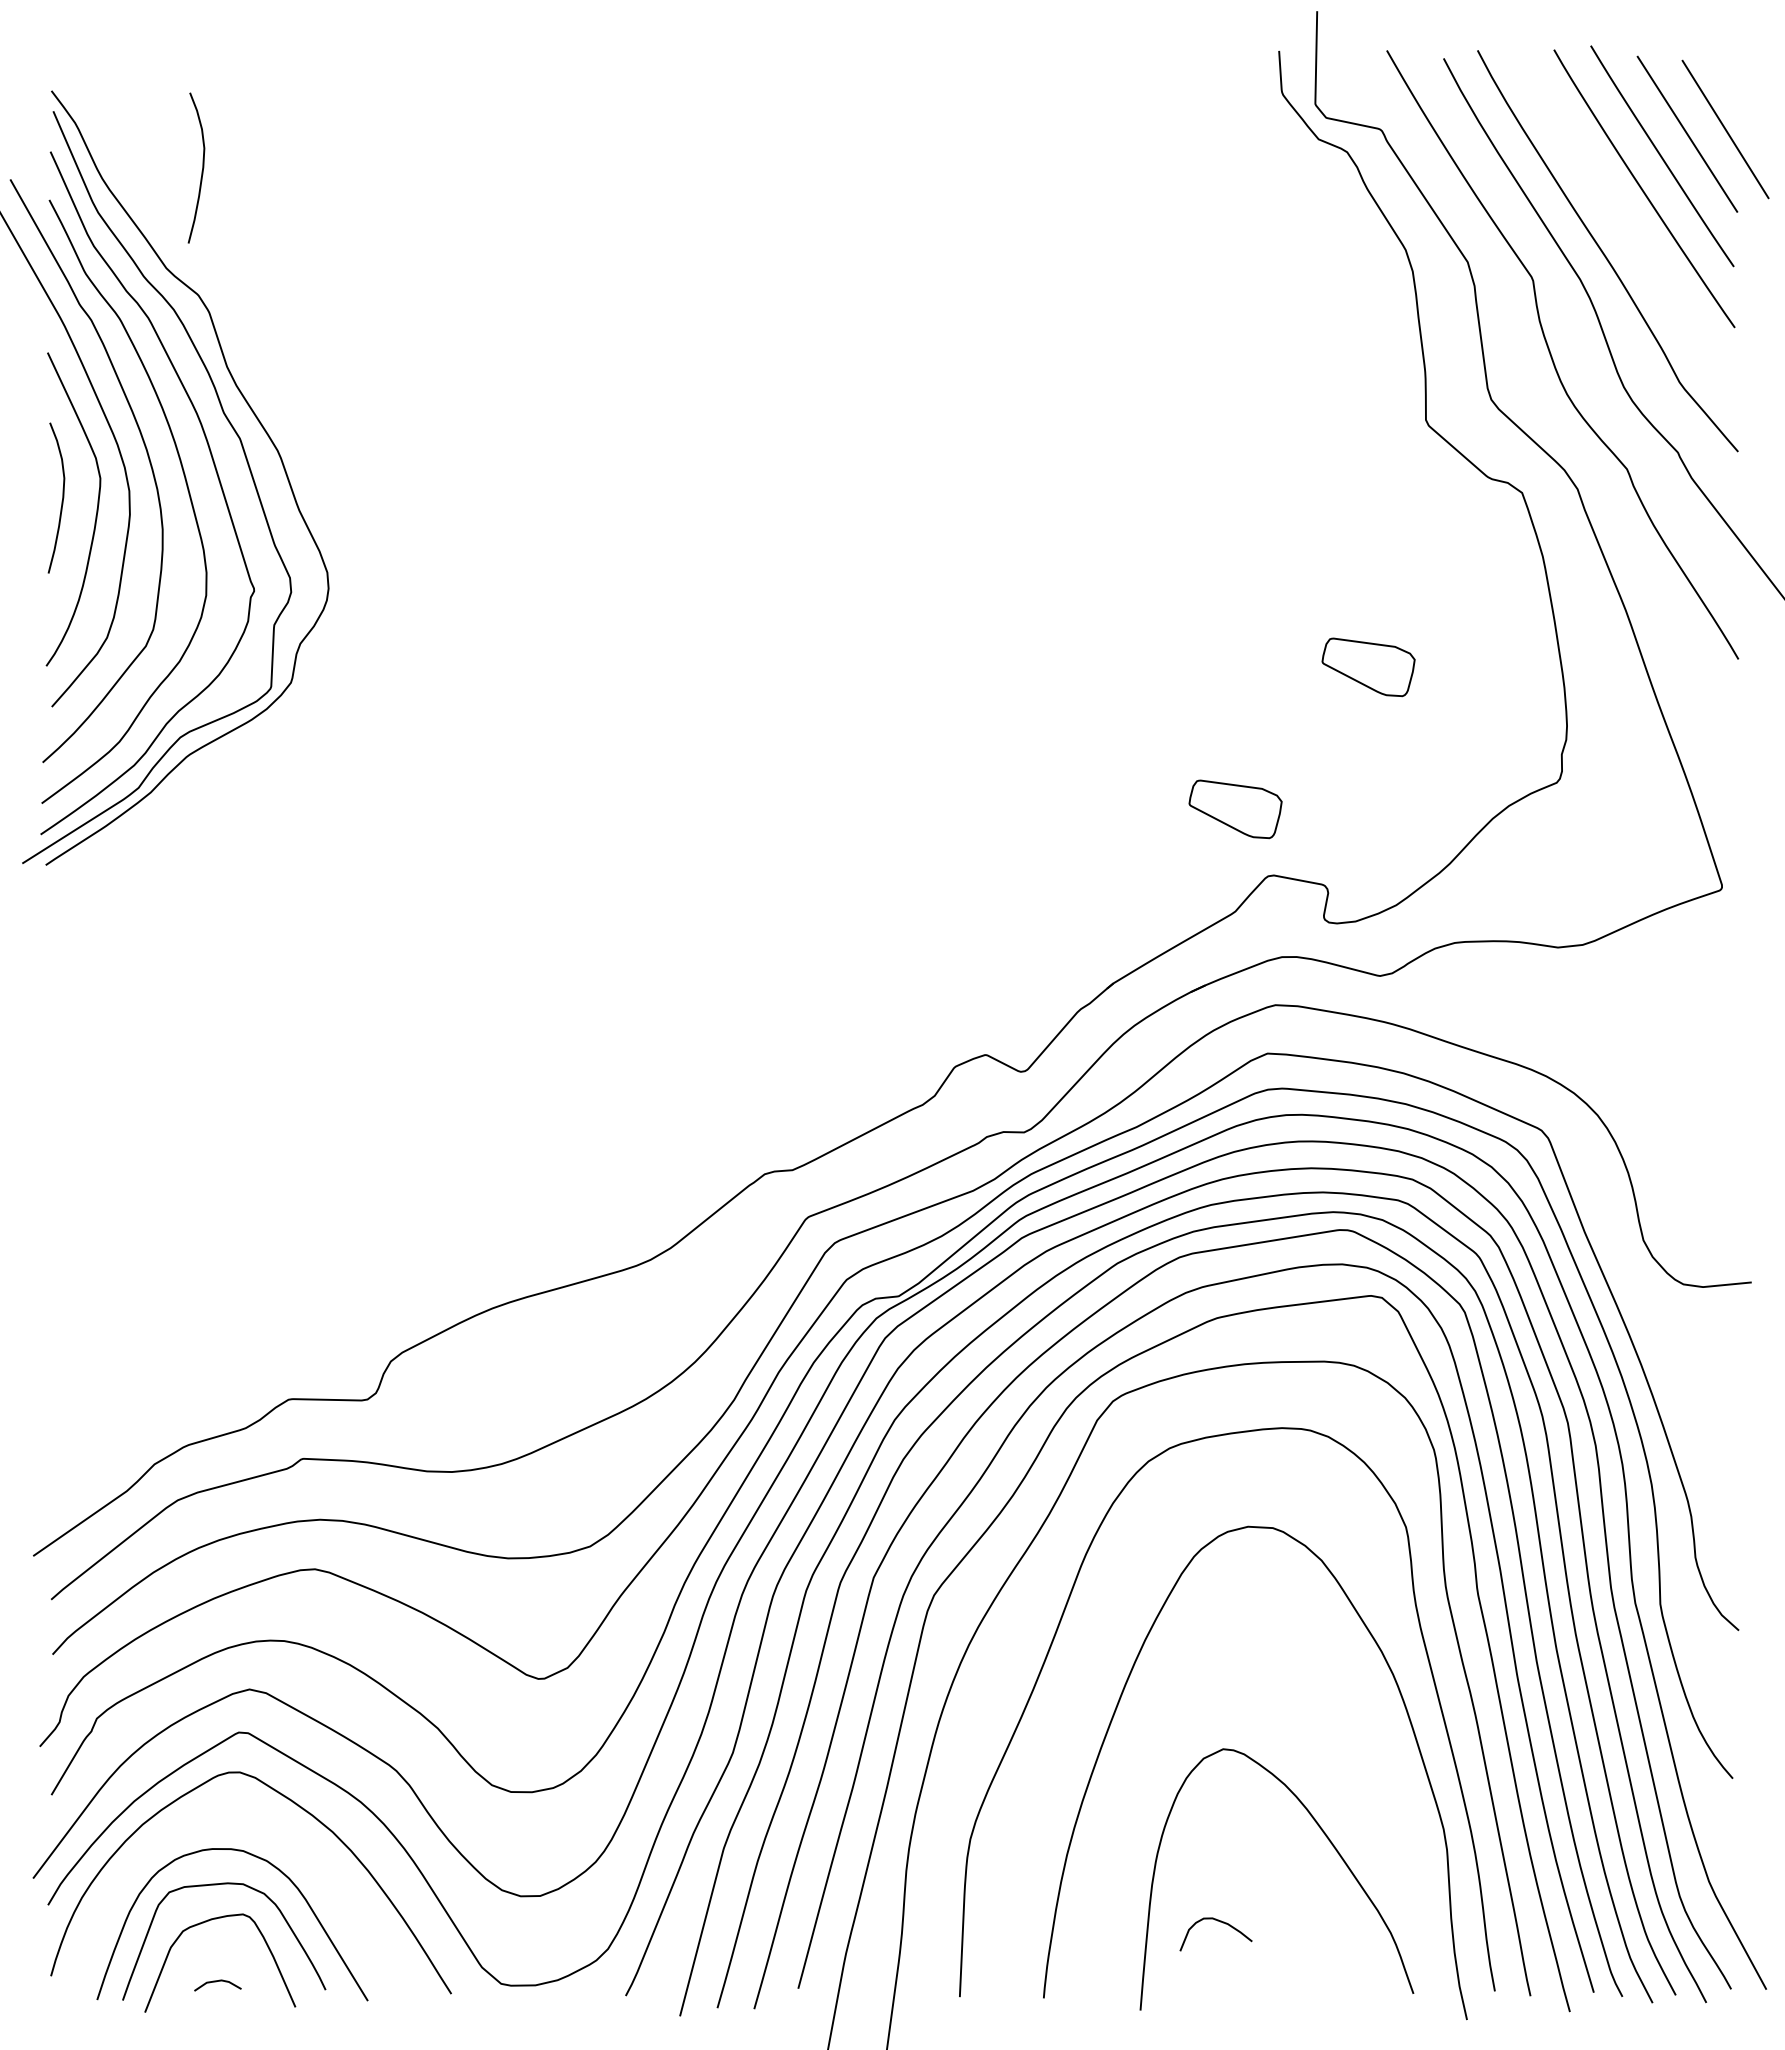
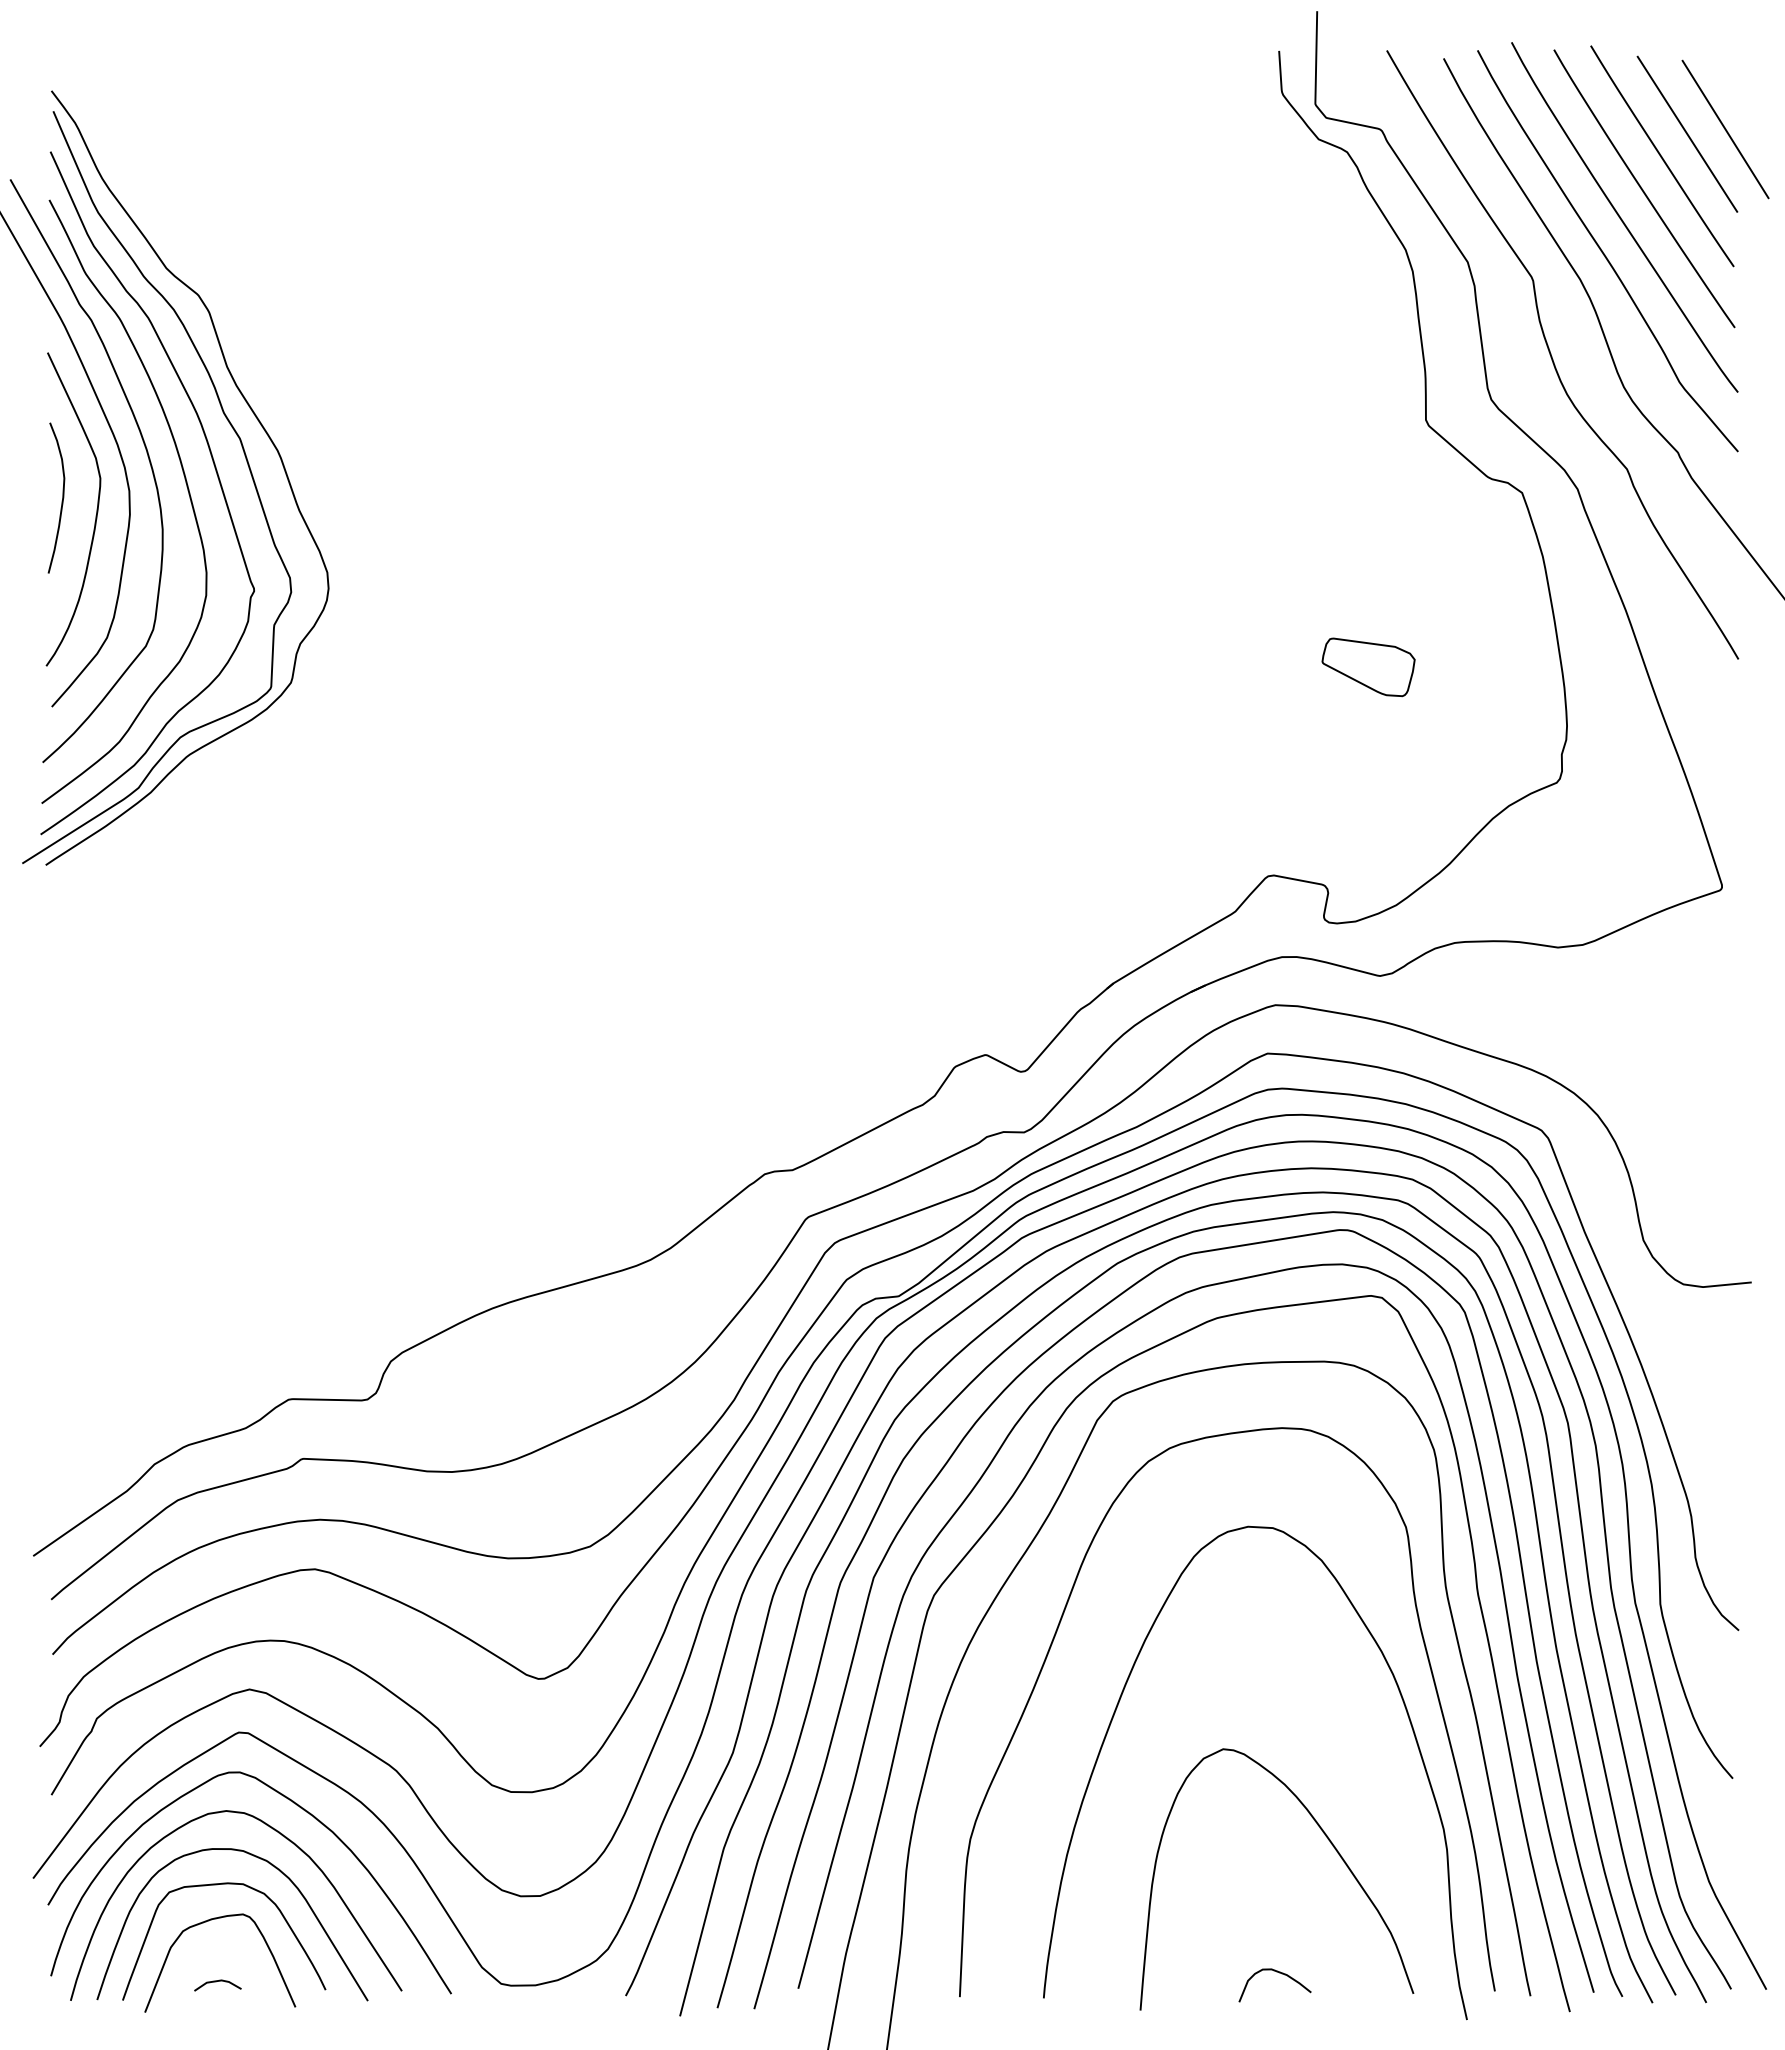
curve: present -> none (202, 167)
curve: none -> present (1622, 219)
part: present -> none (1235, 809)
curve: none -> present (286, 1839)
curve position: (1220, 1922) -> (1279, 1973) (1279, 1973)
